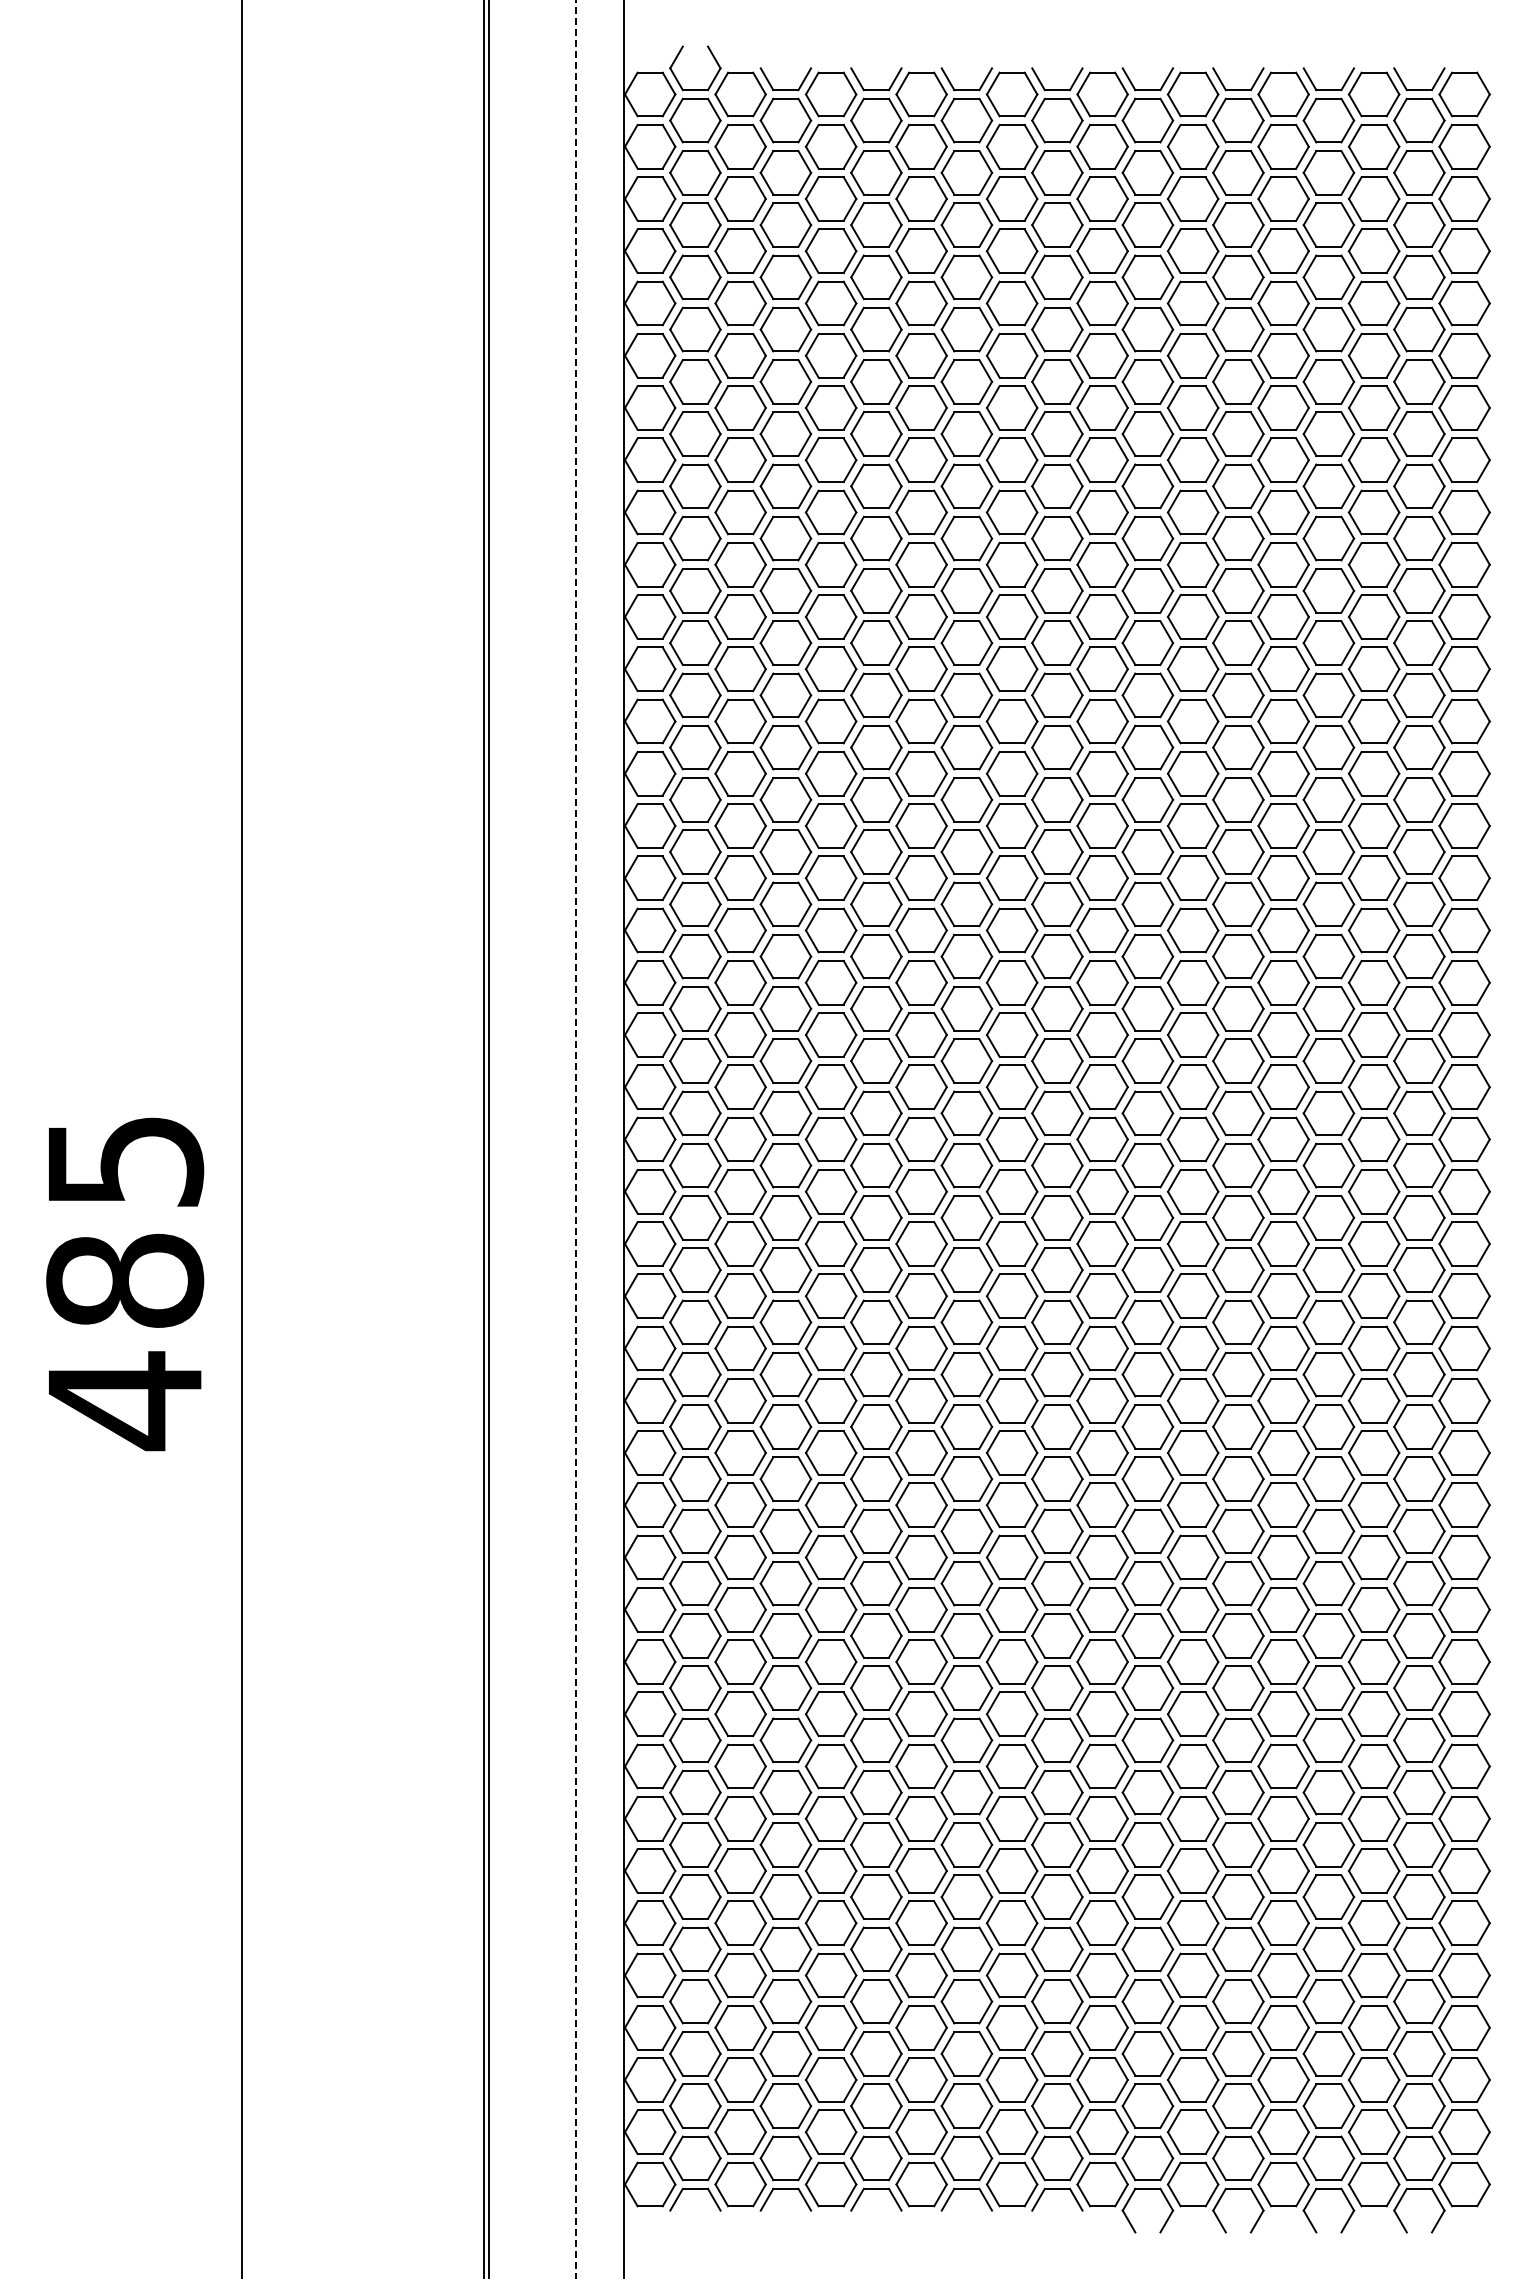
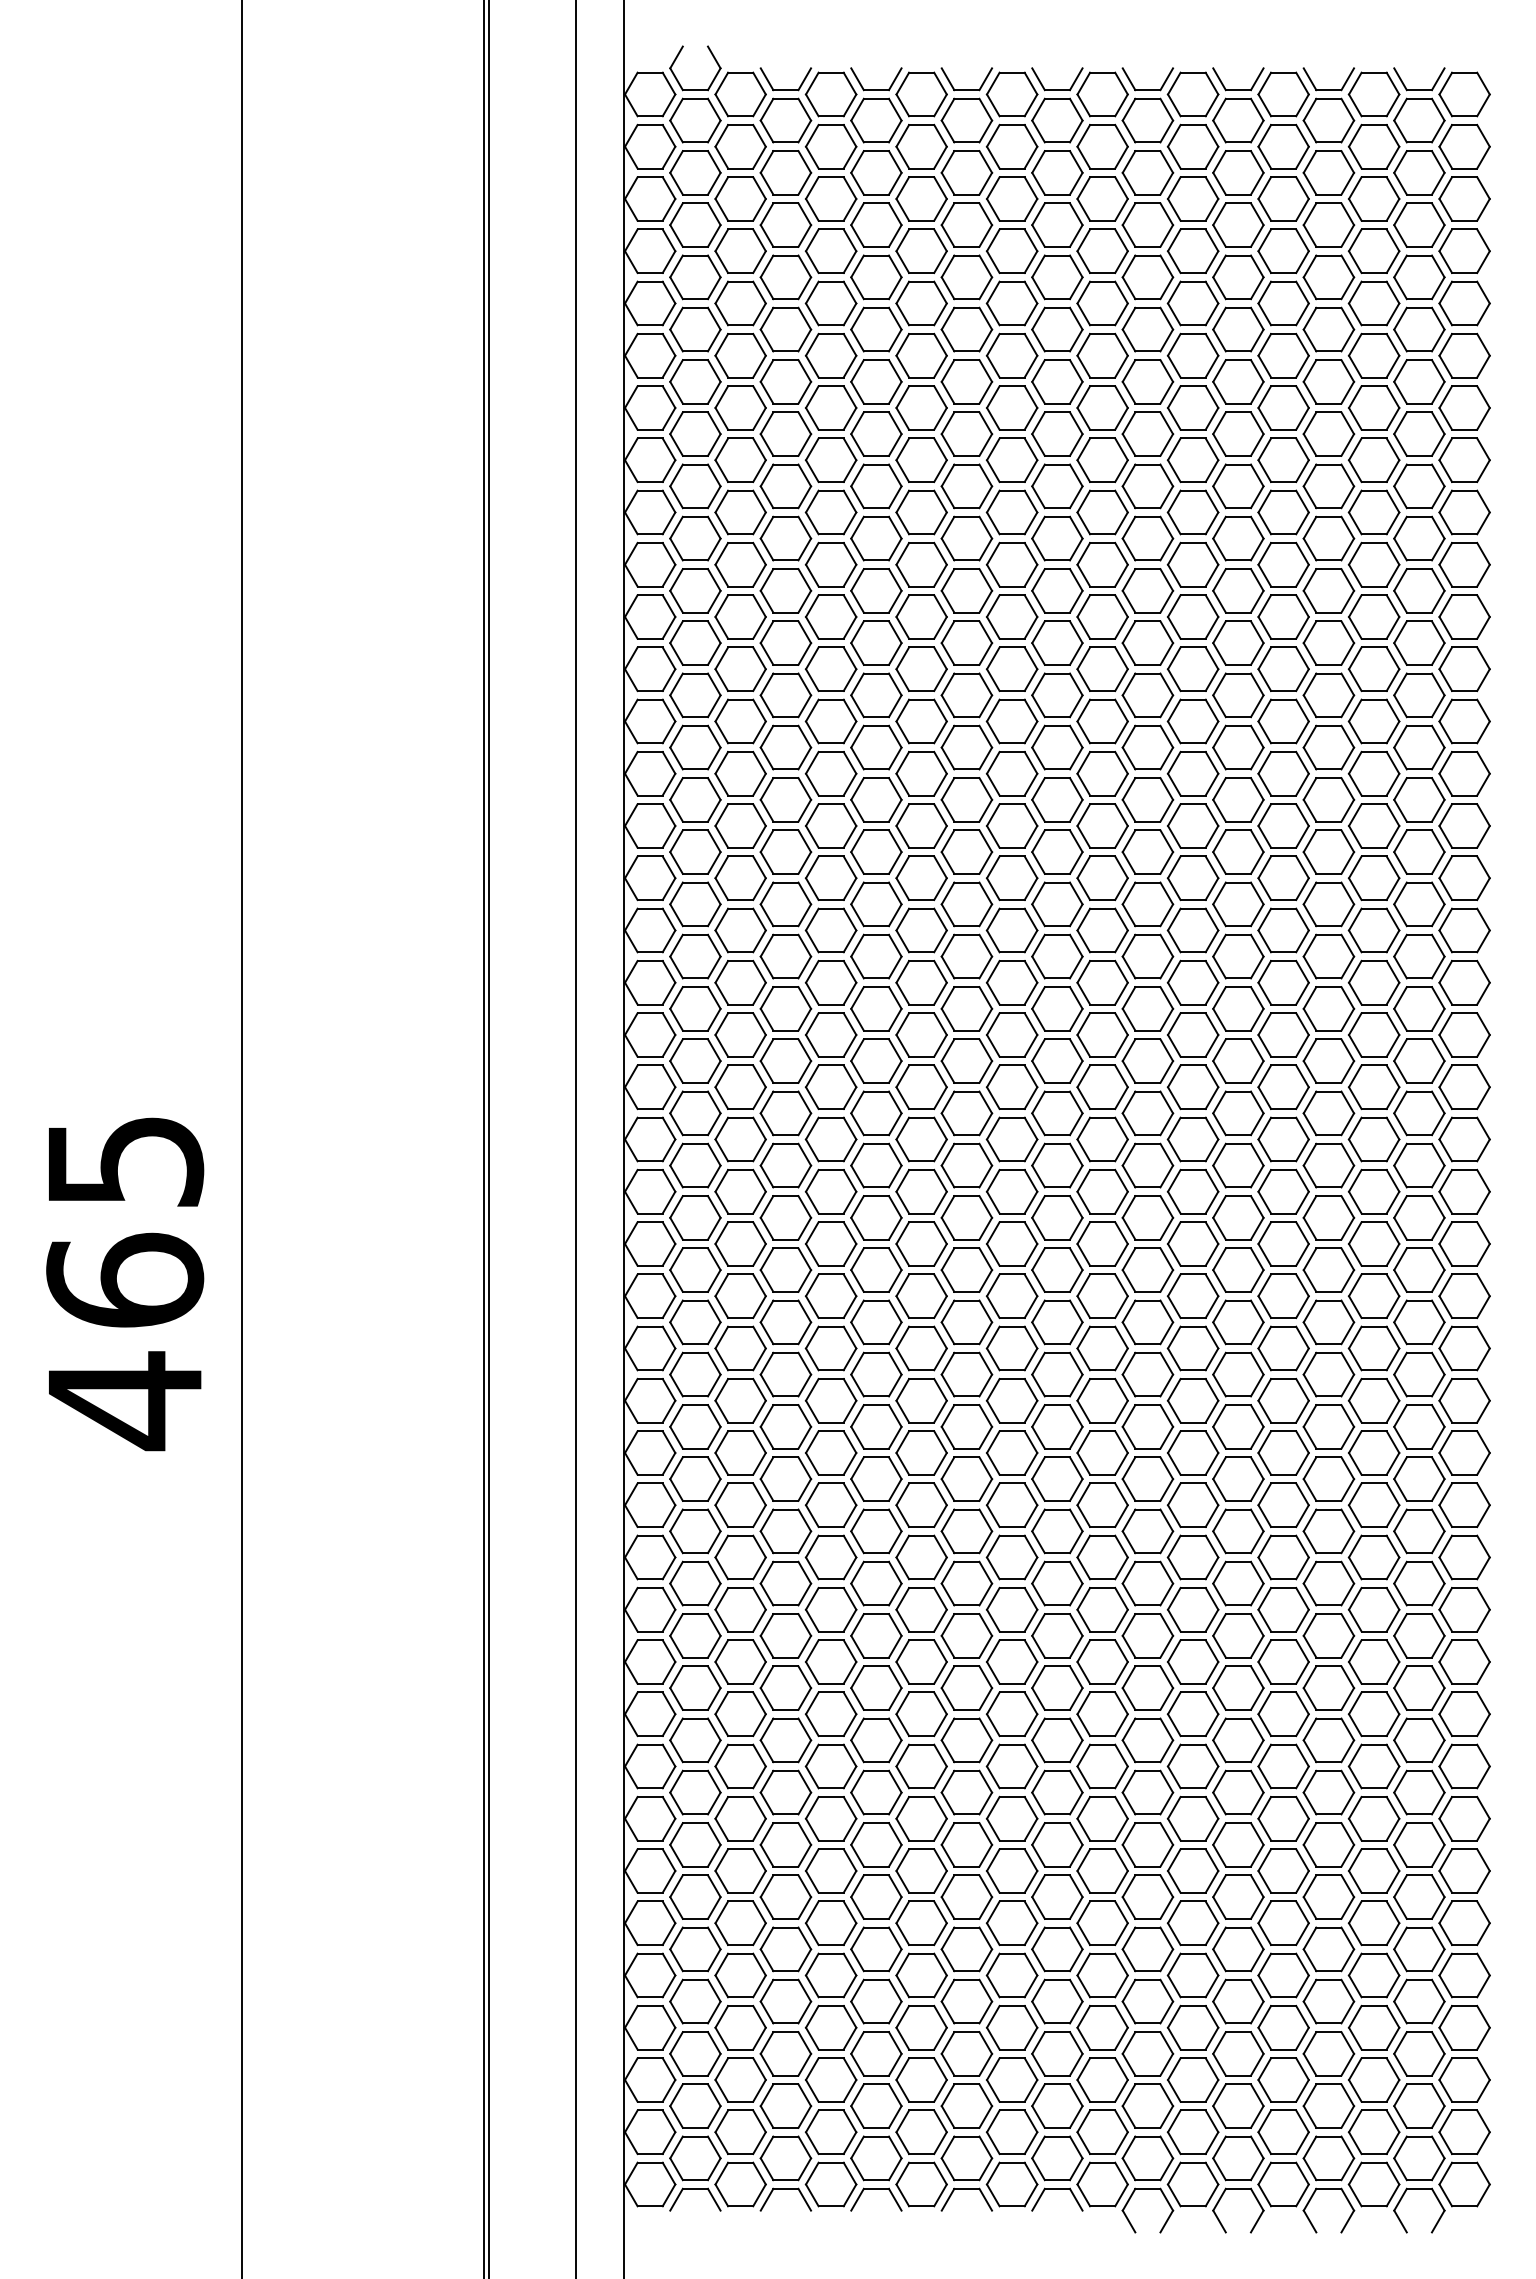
line: dashed -> solid (576, 1139)
text: 485 -> 465 (125, 1279)
